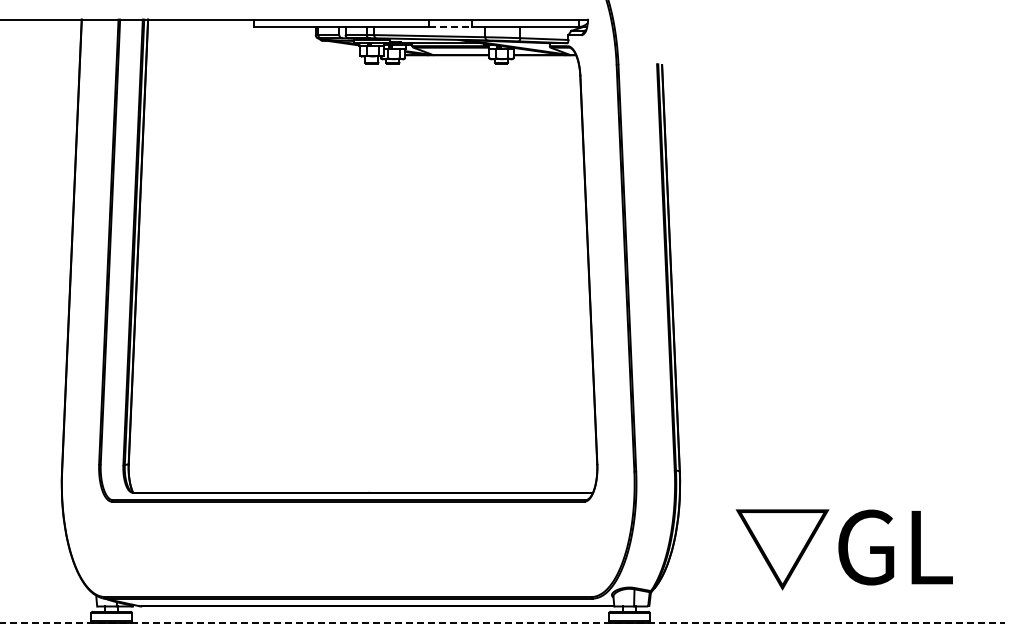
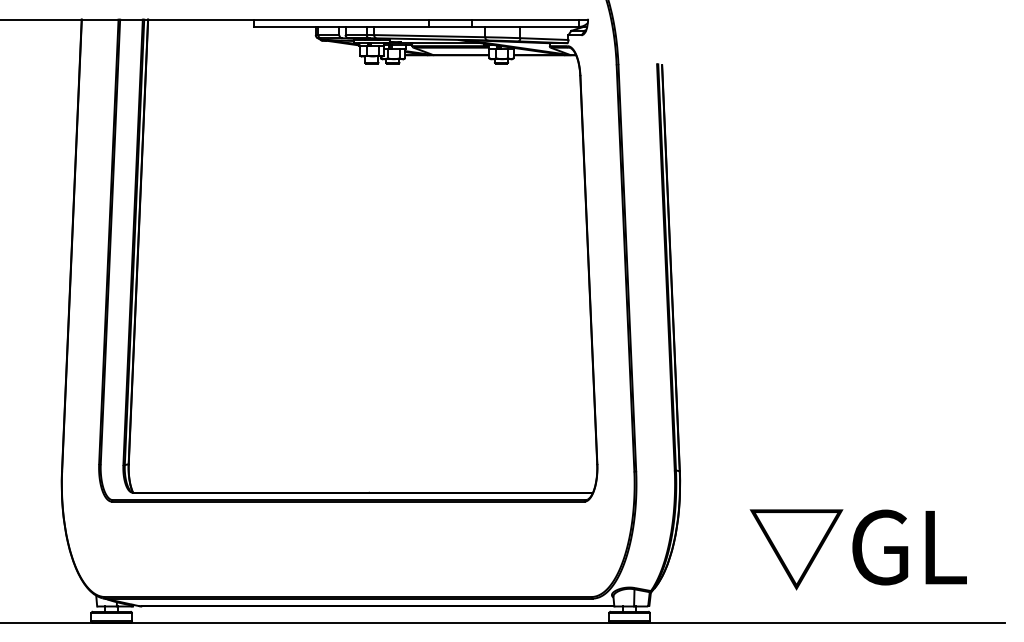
line: dashed -> solid (450, 26)
text position: (843, 549) -> (857, 549) (857, 549)
line: dashed -> solid (502, 622)
